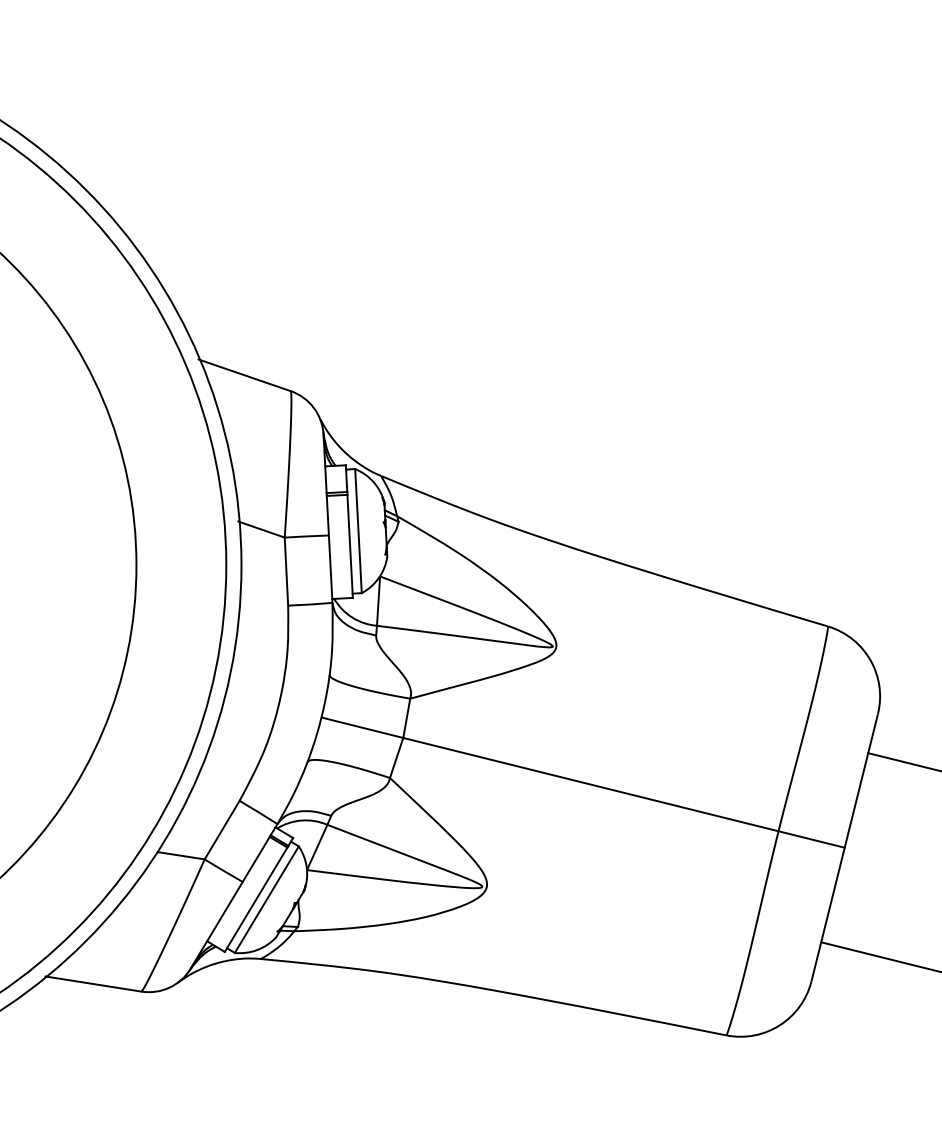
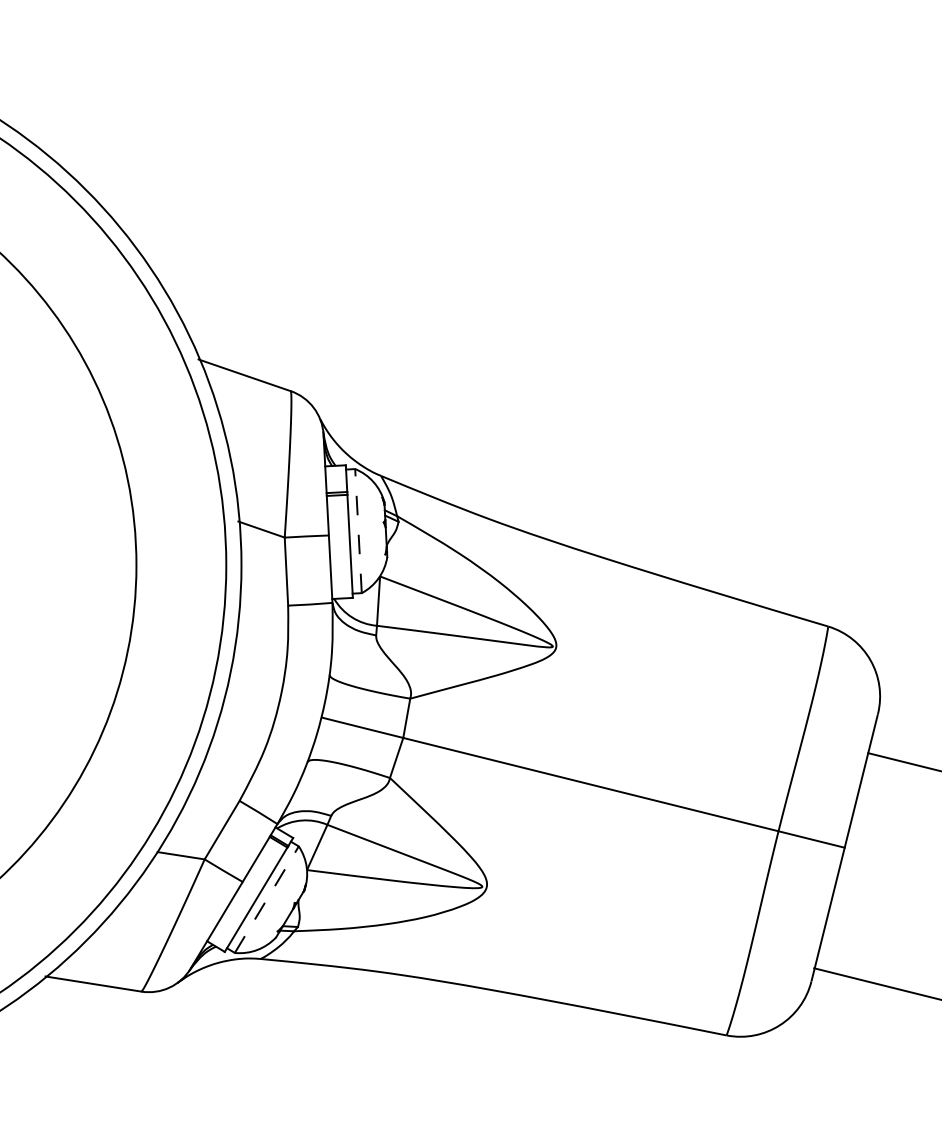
line: solid -> dashed (358, 530)
line: solid -> dashed (267, 899)
line position: (879, 956) -> (876, 983) (876, 983)
